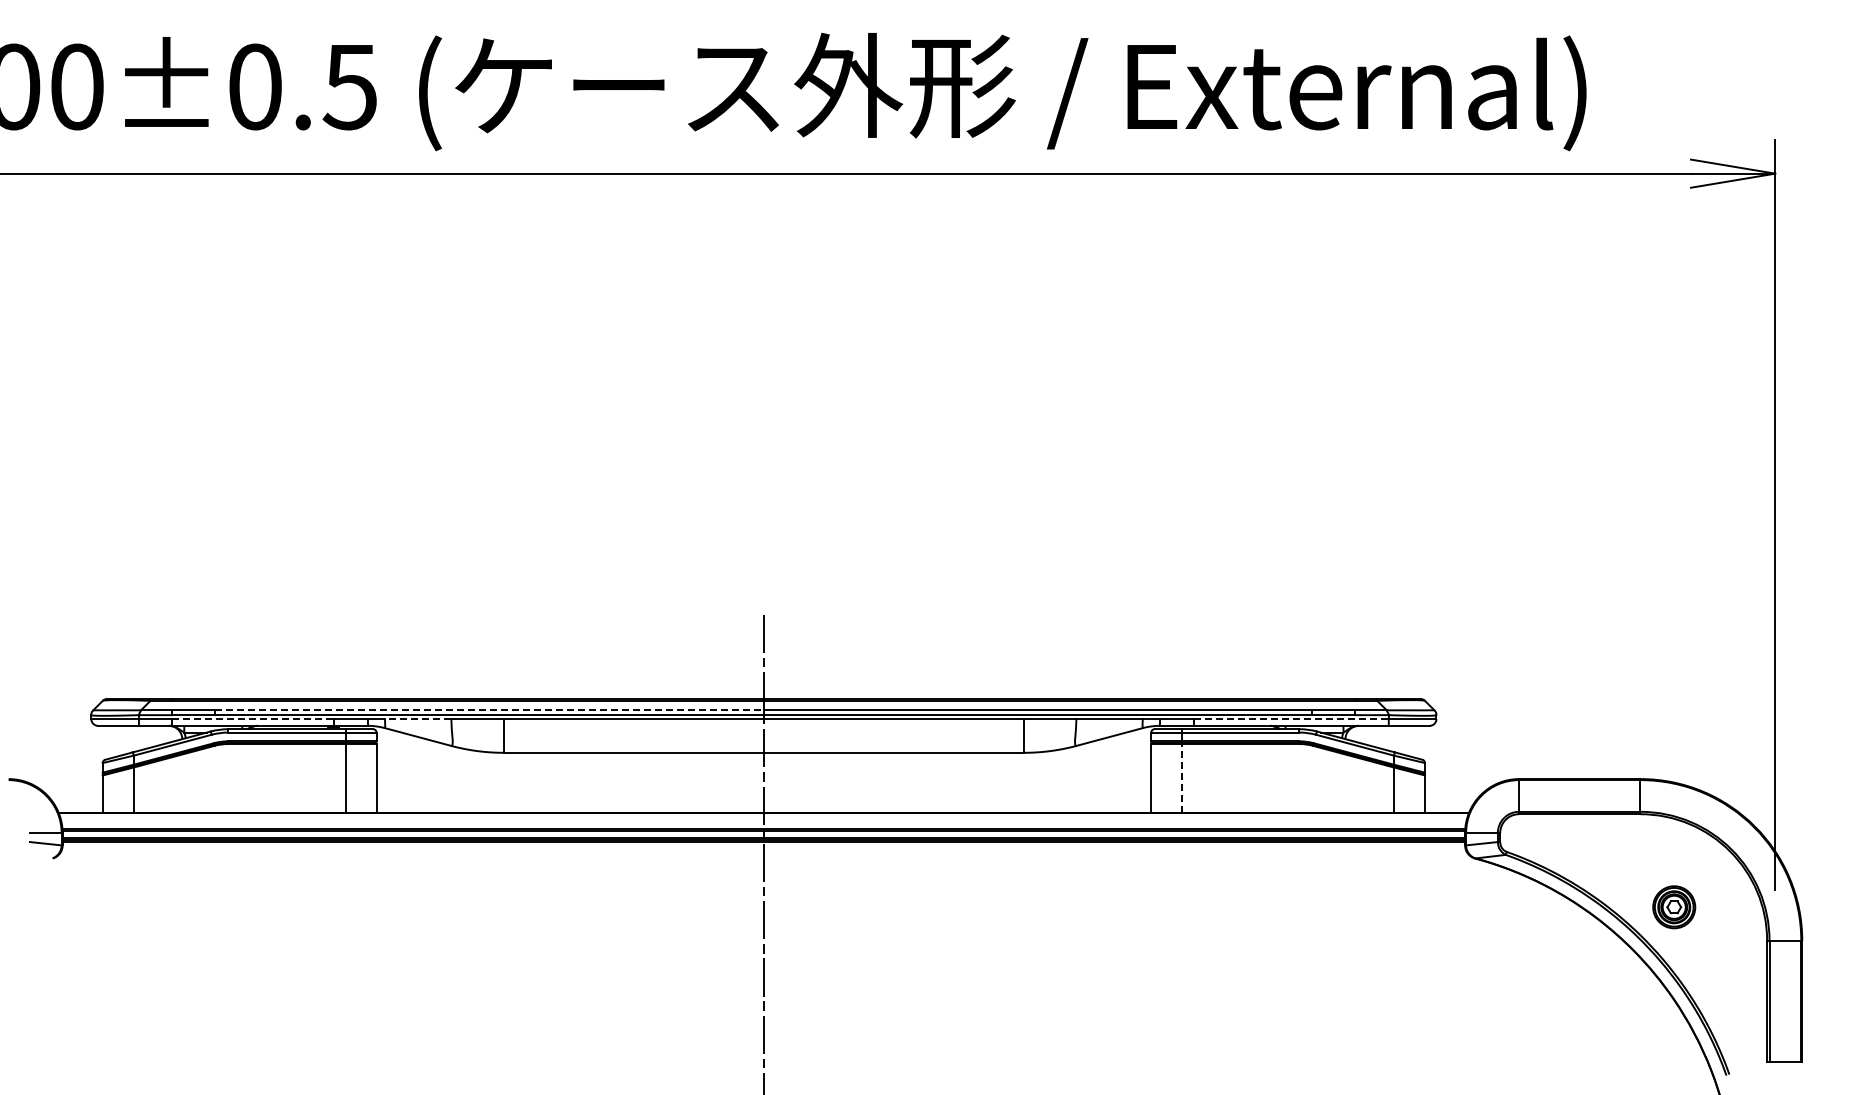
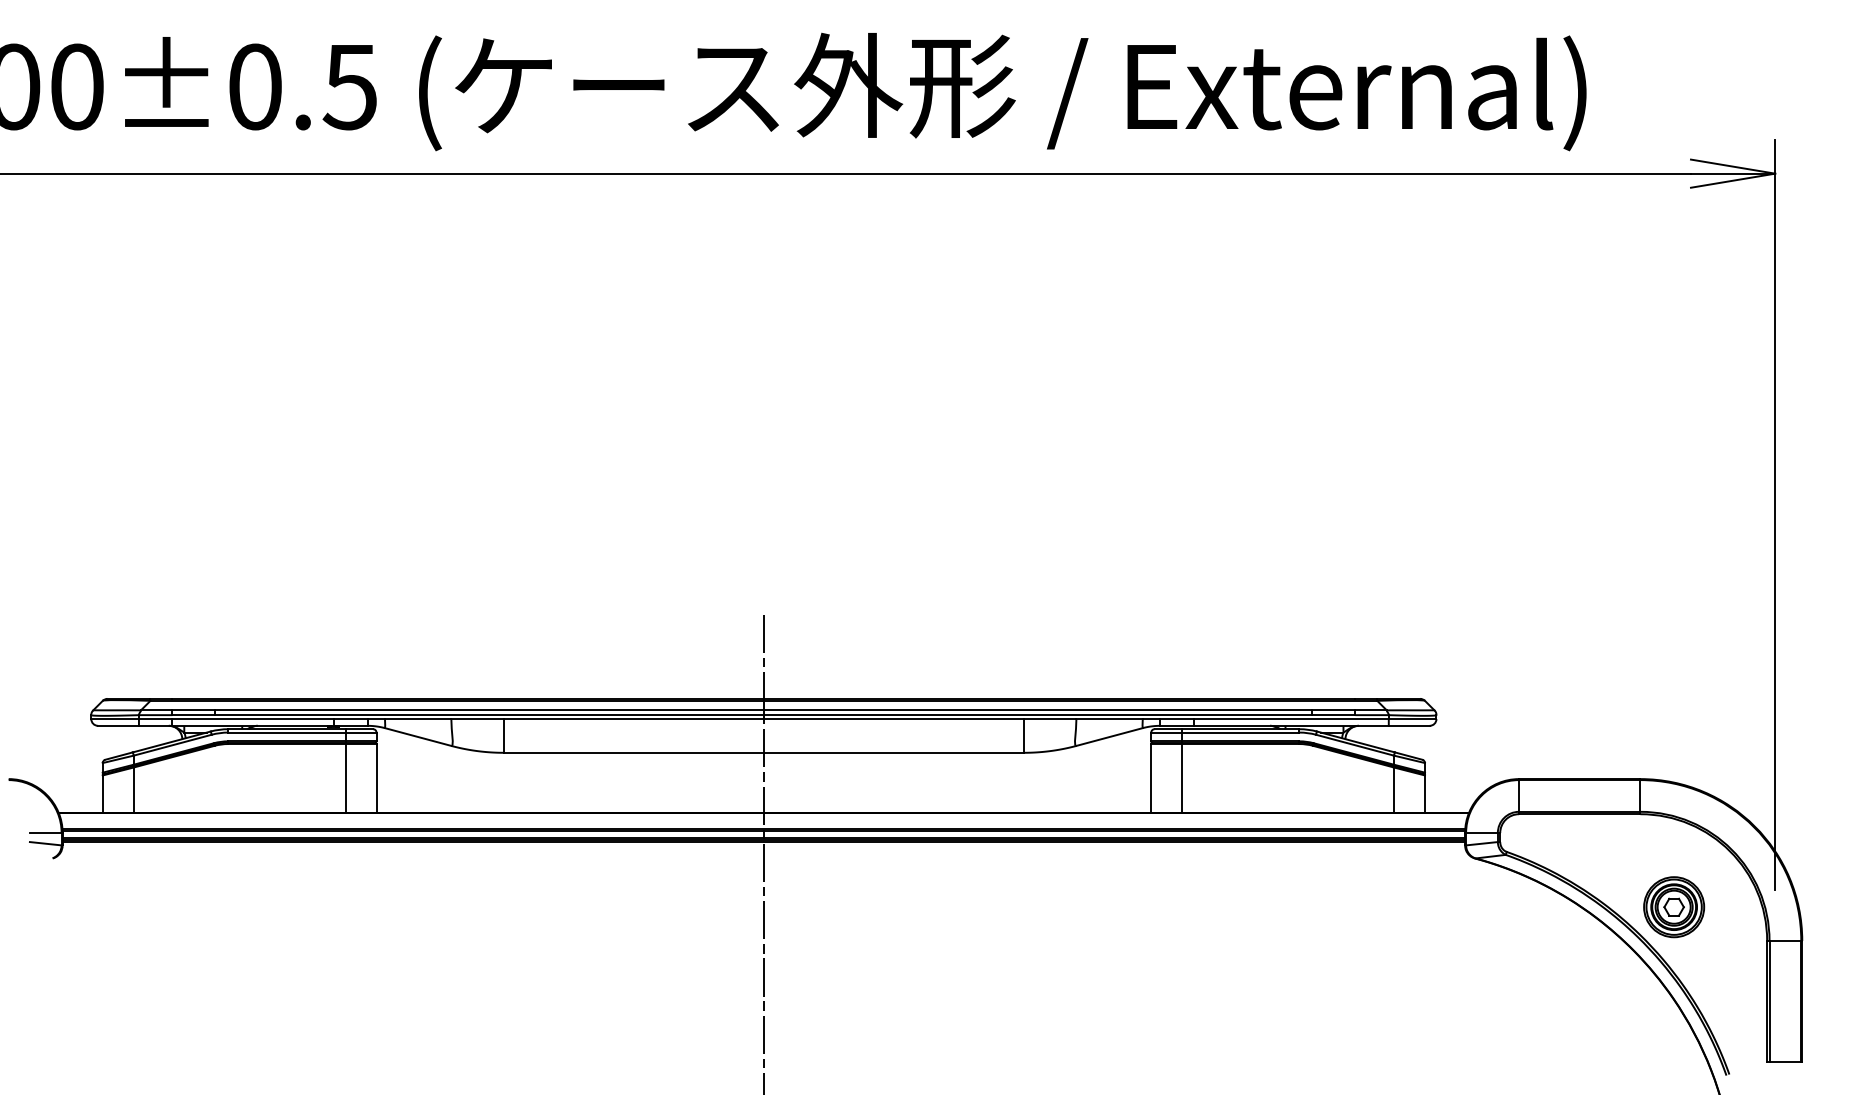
line: dashed -> solid (490, 710)
line: dashed -> solid (253, 719)
line: dashed -> solid (417, 719)
line: dashed -> solid (1291, 719)
line: dashed -> solid (1182, 777)
part size: 45x45 px -> 63x63 px (1674, 907)
